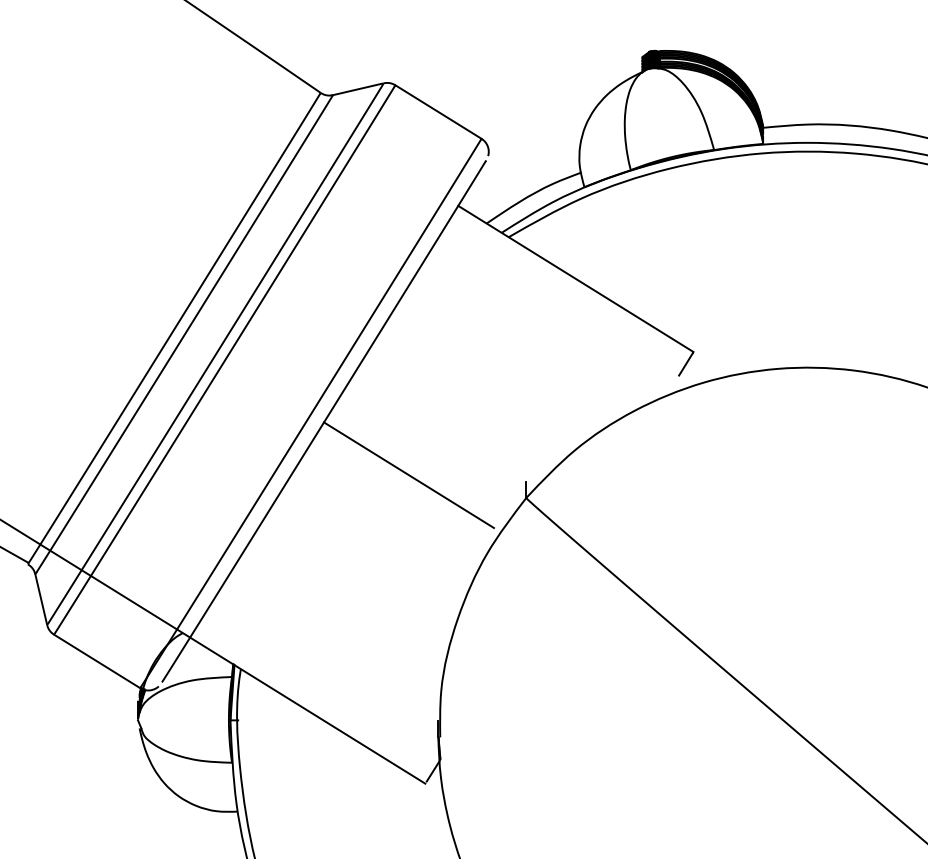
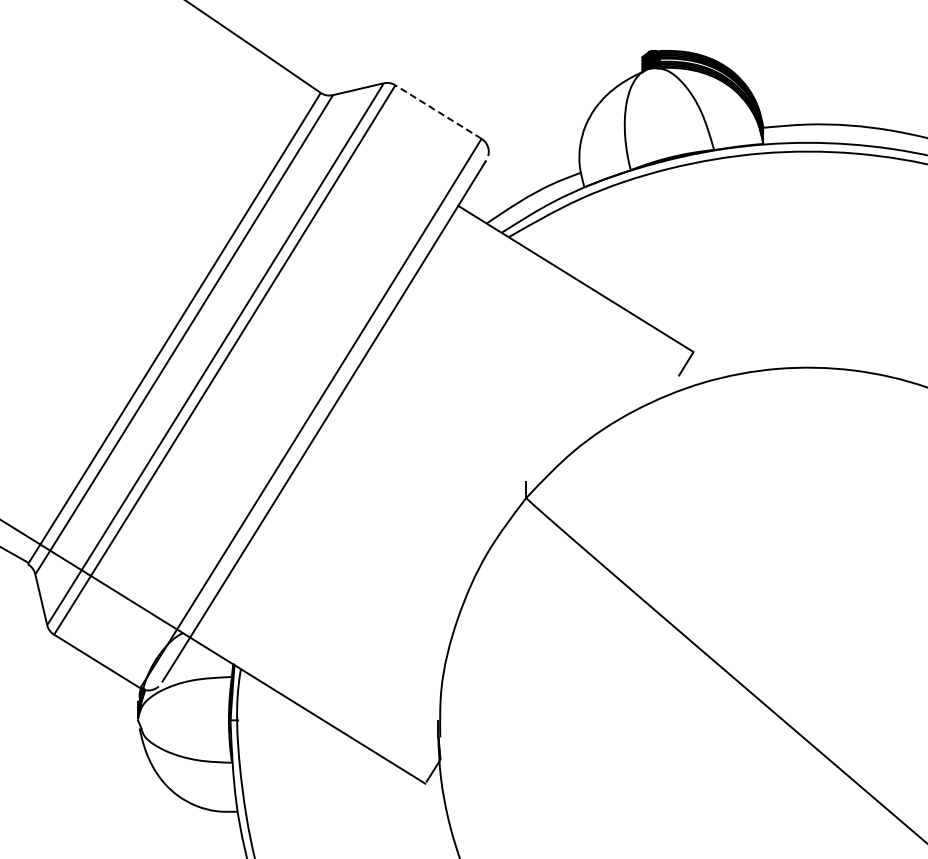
line: solid -> dashed (438, 111)
line: present -> none (409, 475)
